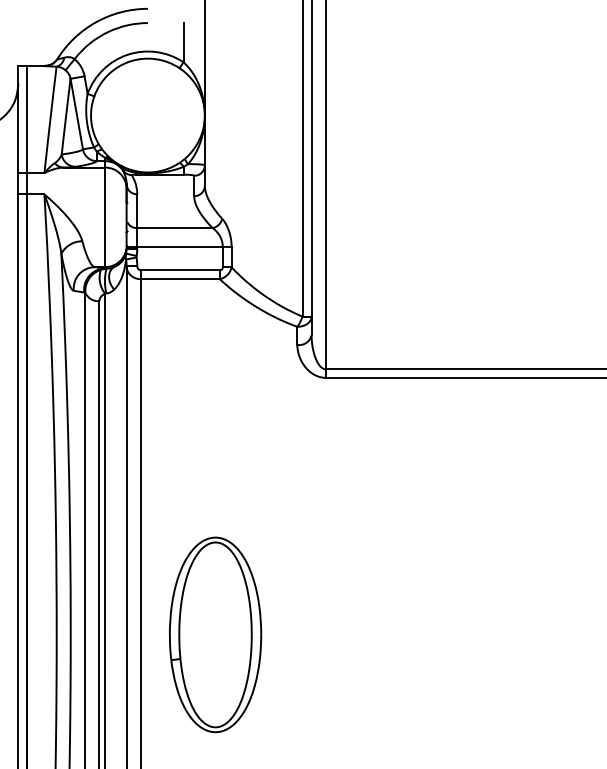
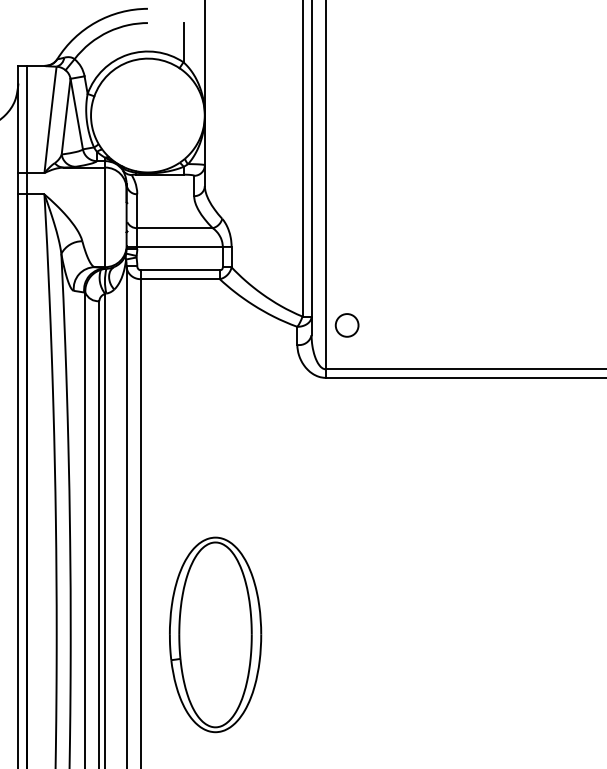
circle: none -> present (346, 325)
